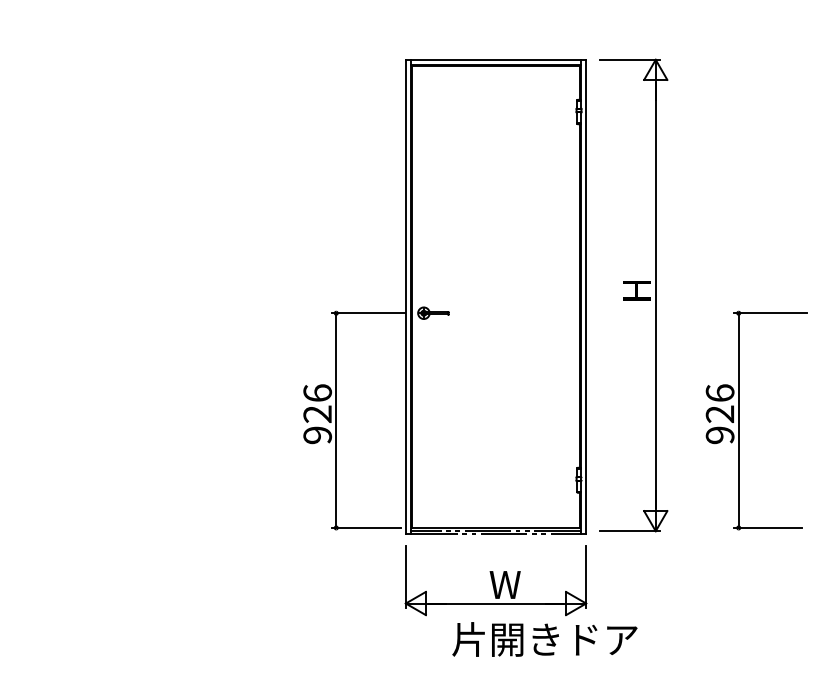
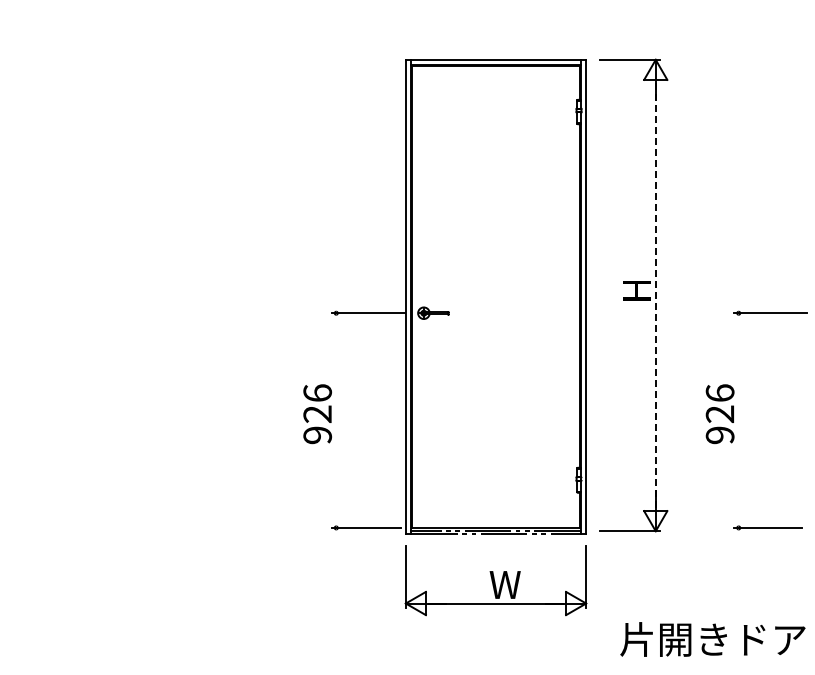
line: solid -> dashed (655, 296)
line: present -> none (336, 420)
line: present -> none (738, 420)
text position: (544, 639) -> (712, 639) (712, 639)
